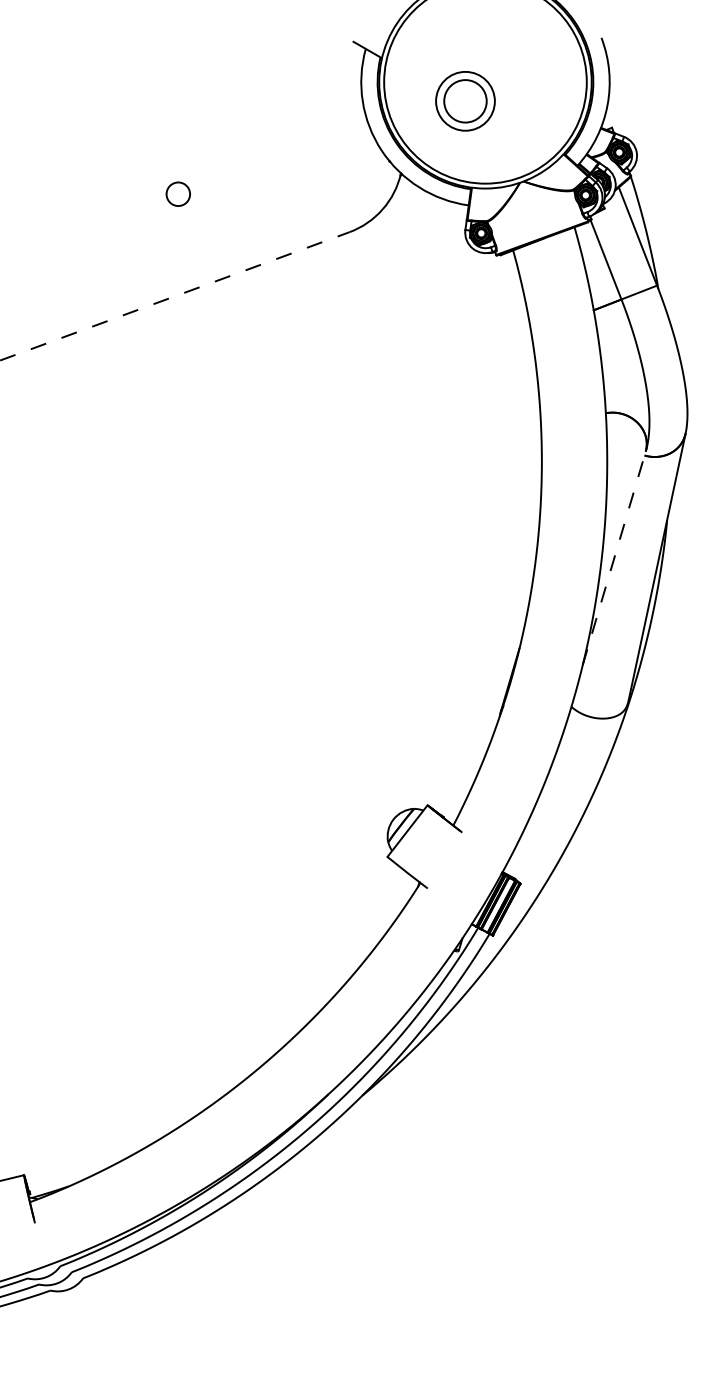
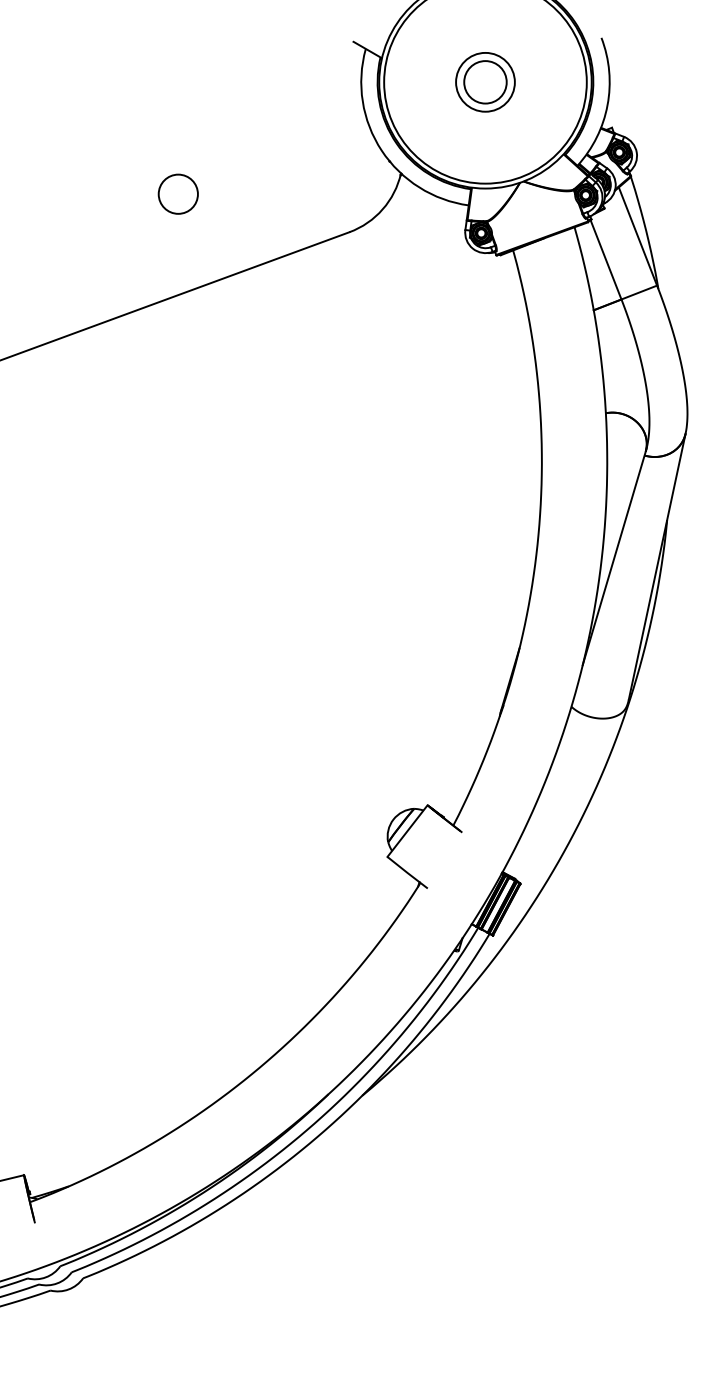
part position: (465, 101) -> (485, 82) (485, 82)
circle diameter: 24 px -> 39 px (177, 193)
line: dashed -> solid (174, 296)
line: dashed -> solid (614, 557)
